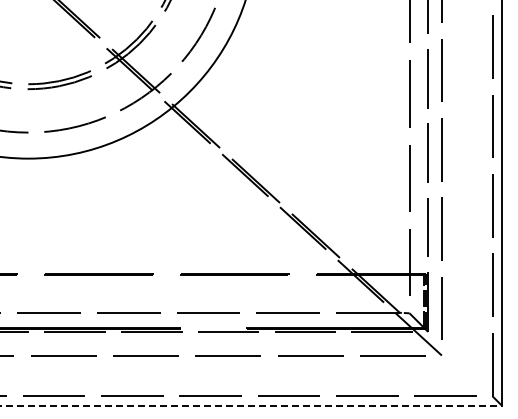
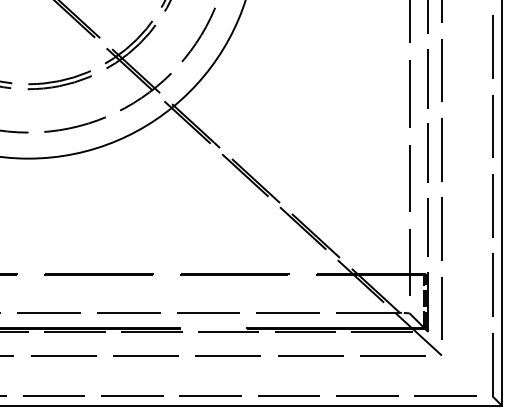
line: dashed -> solid (251, 406)
